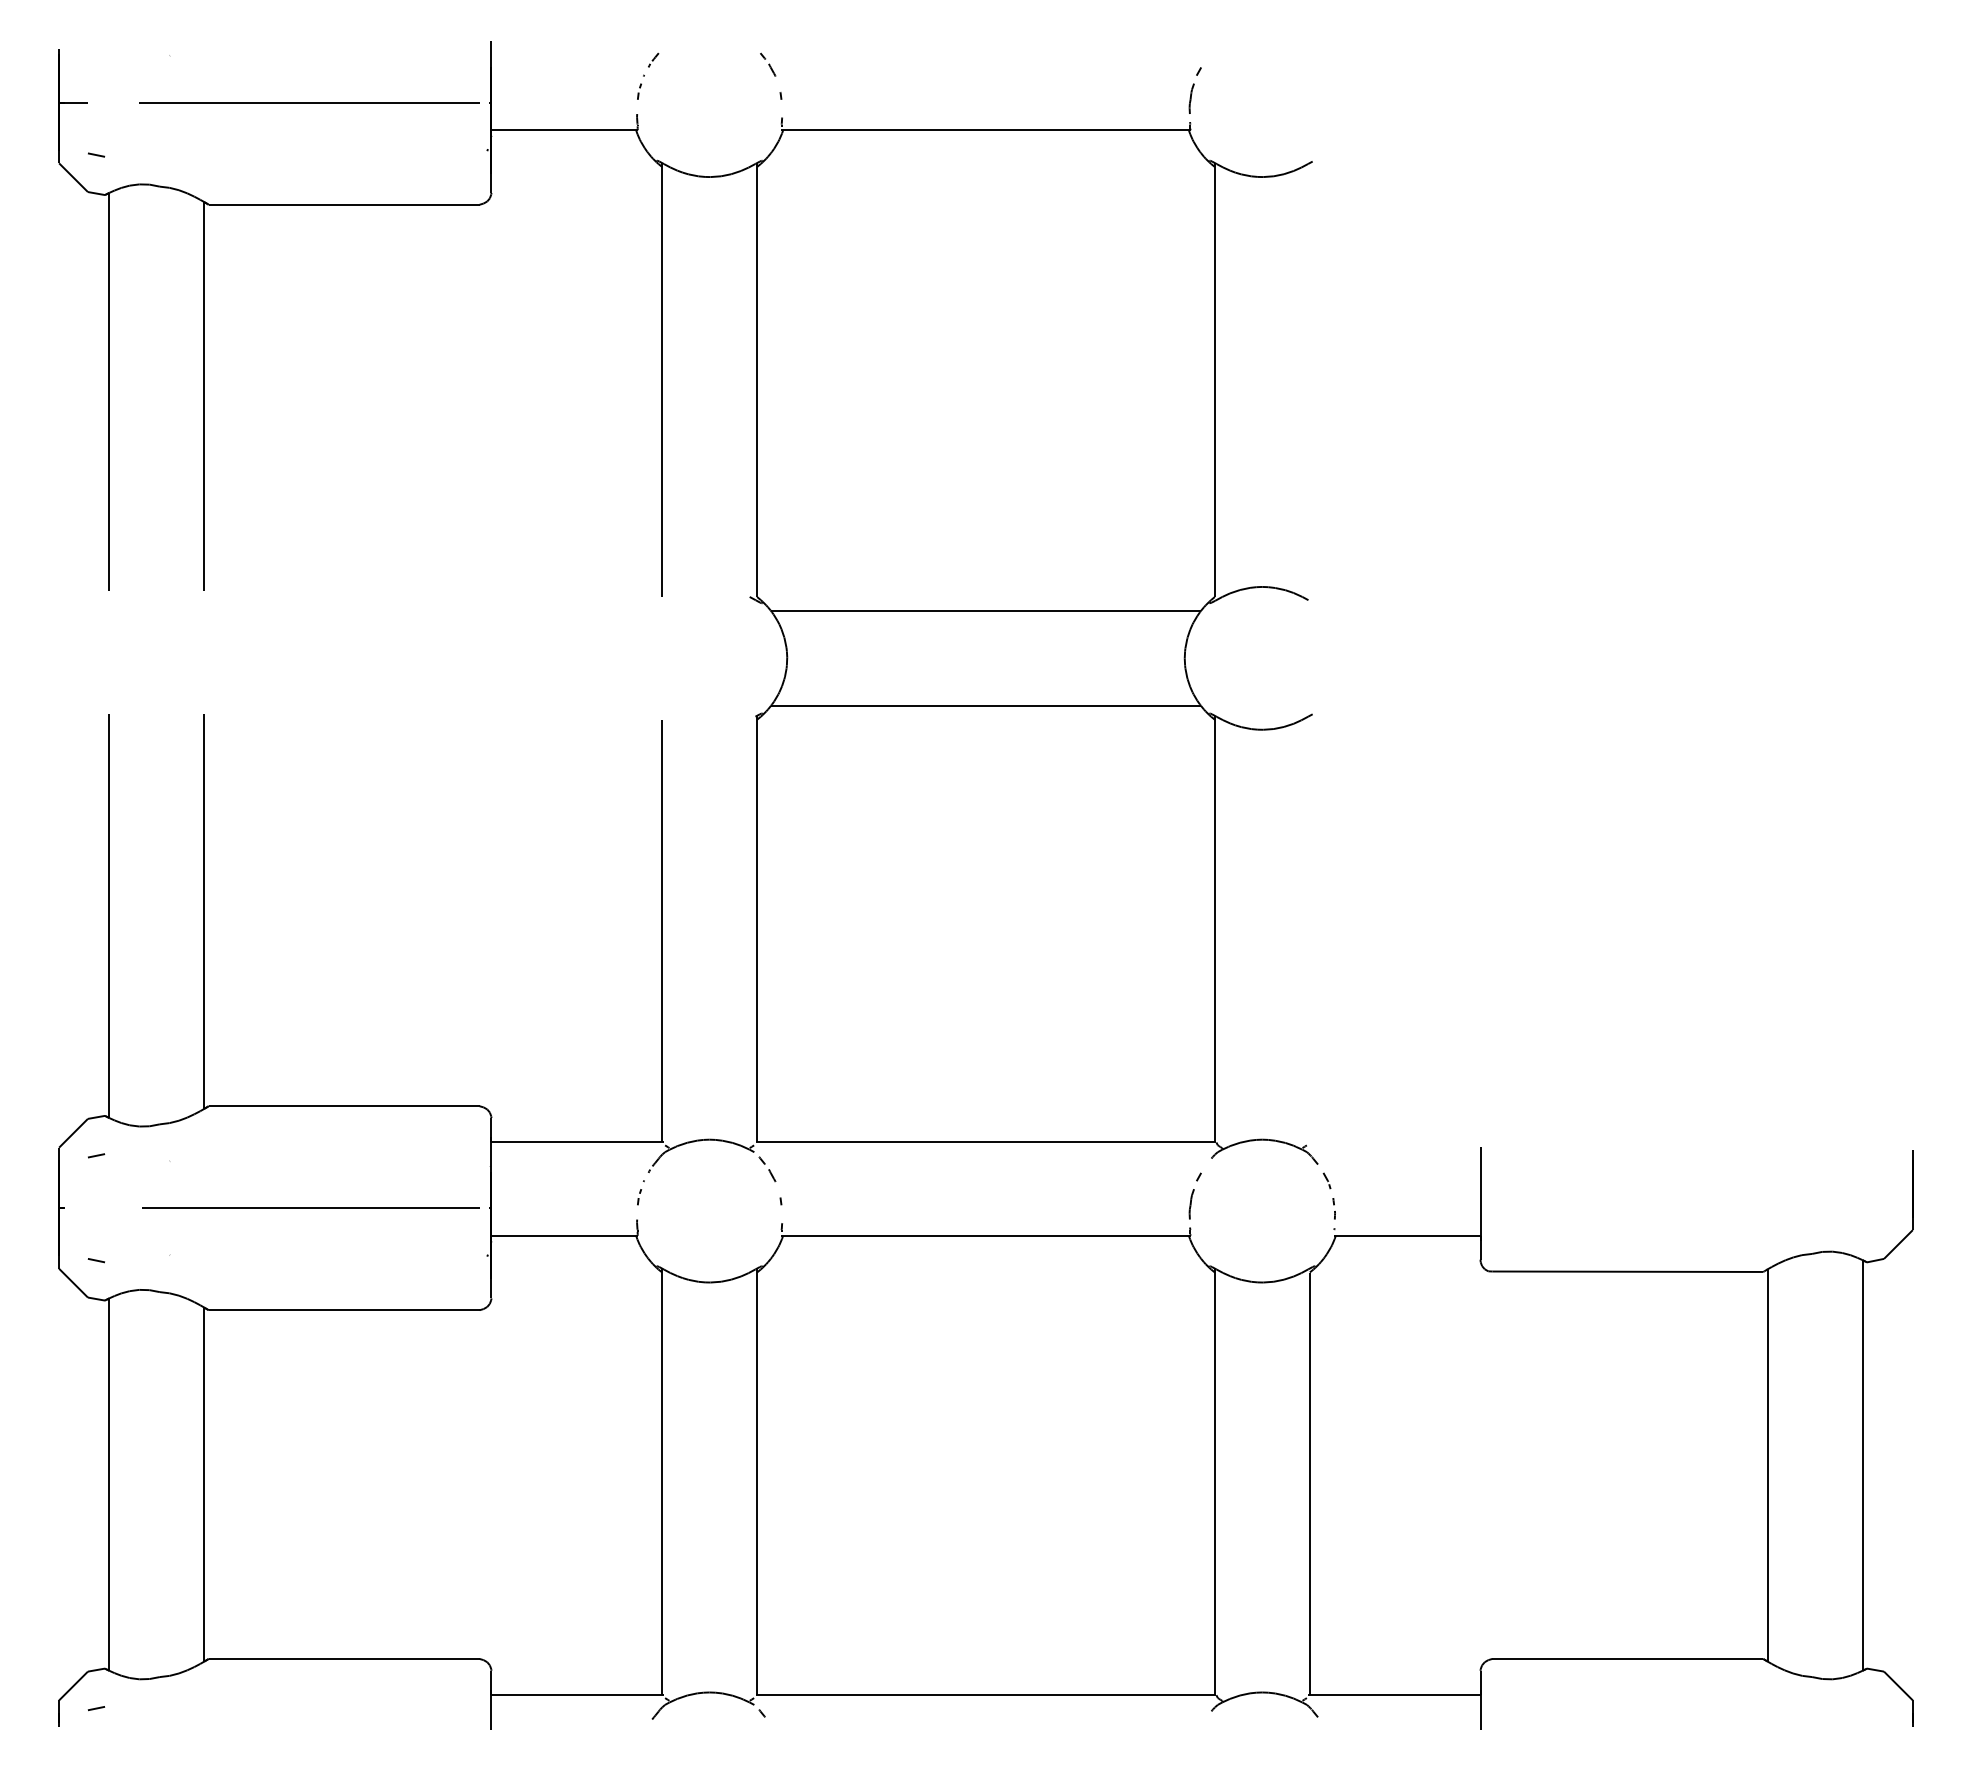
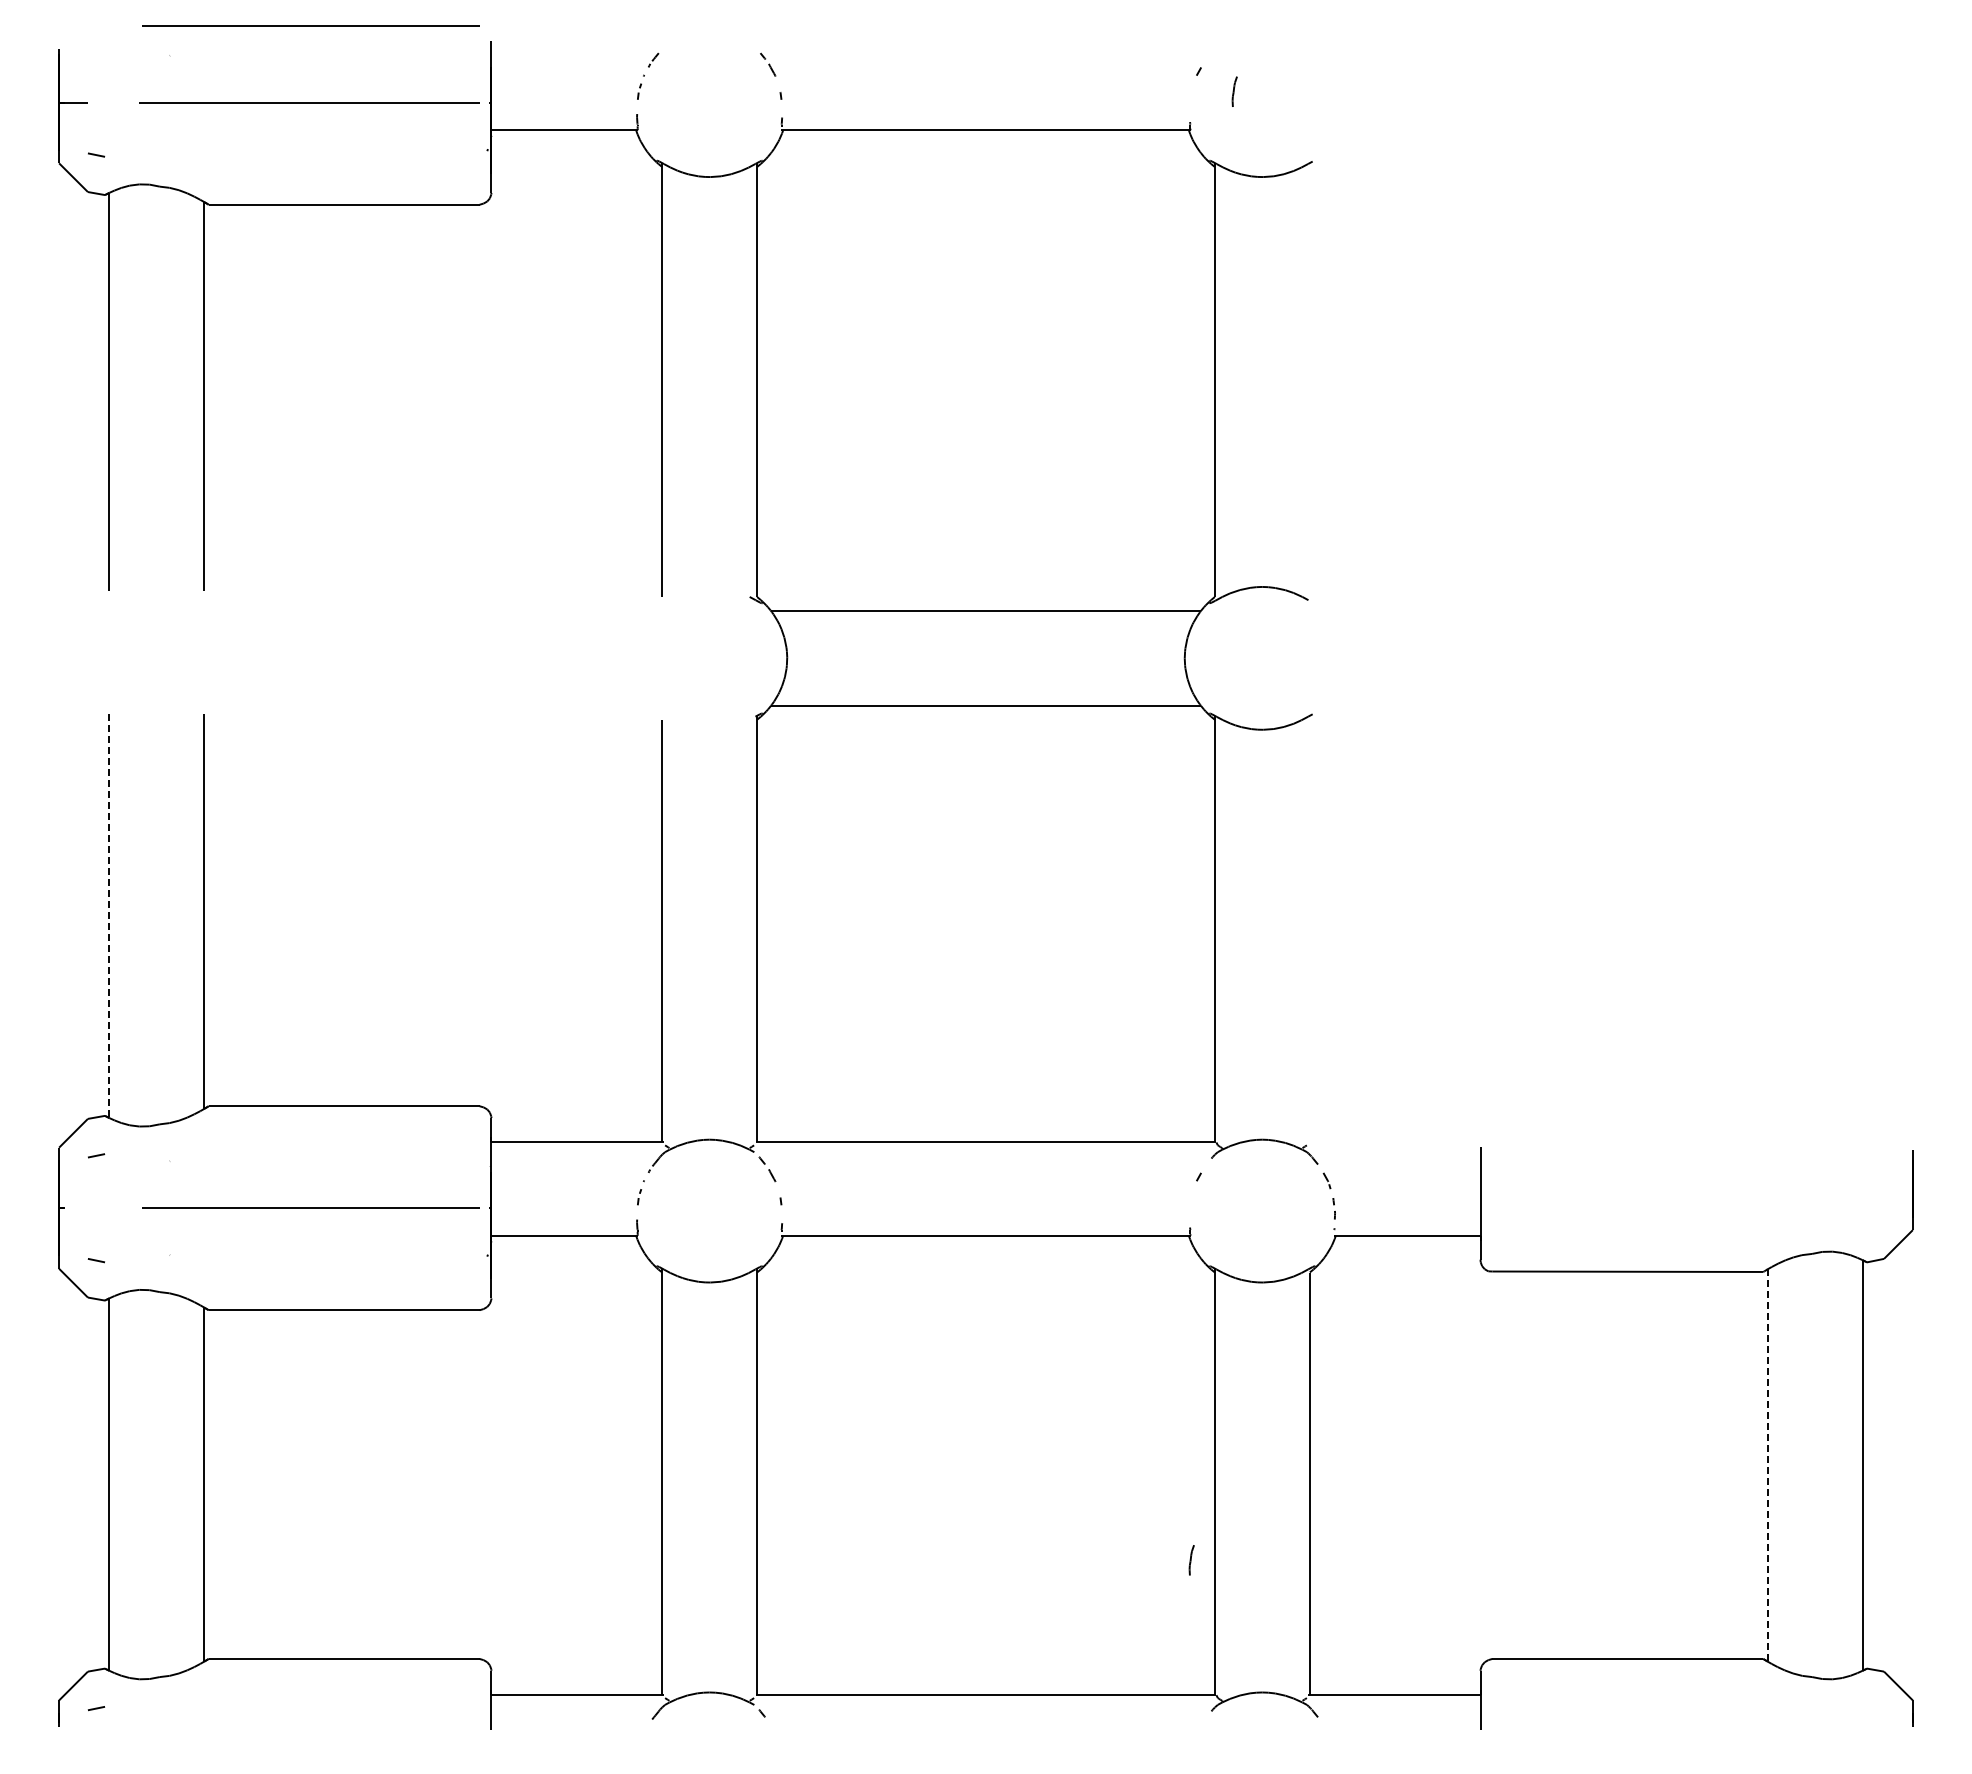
line: none -> present (310, 25)
line position: (1191, 98) -> (1234, 91) (1234, 91)
line: solid -> dashed (109, 916)
line position: (1191, 1204) -> (1191, 1560) (1191, 1560)
line: solid -> dashed (1767, 1465)
